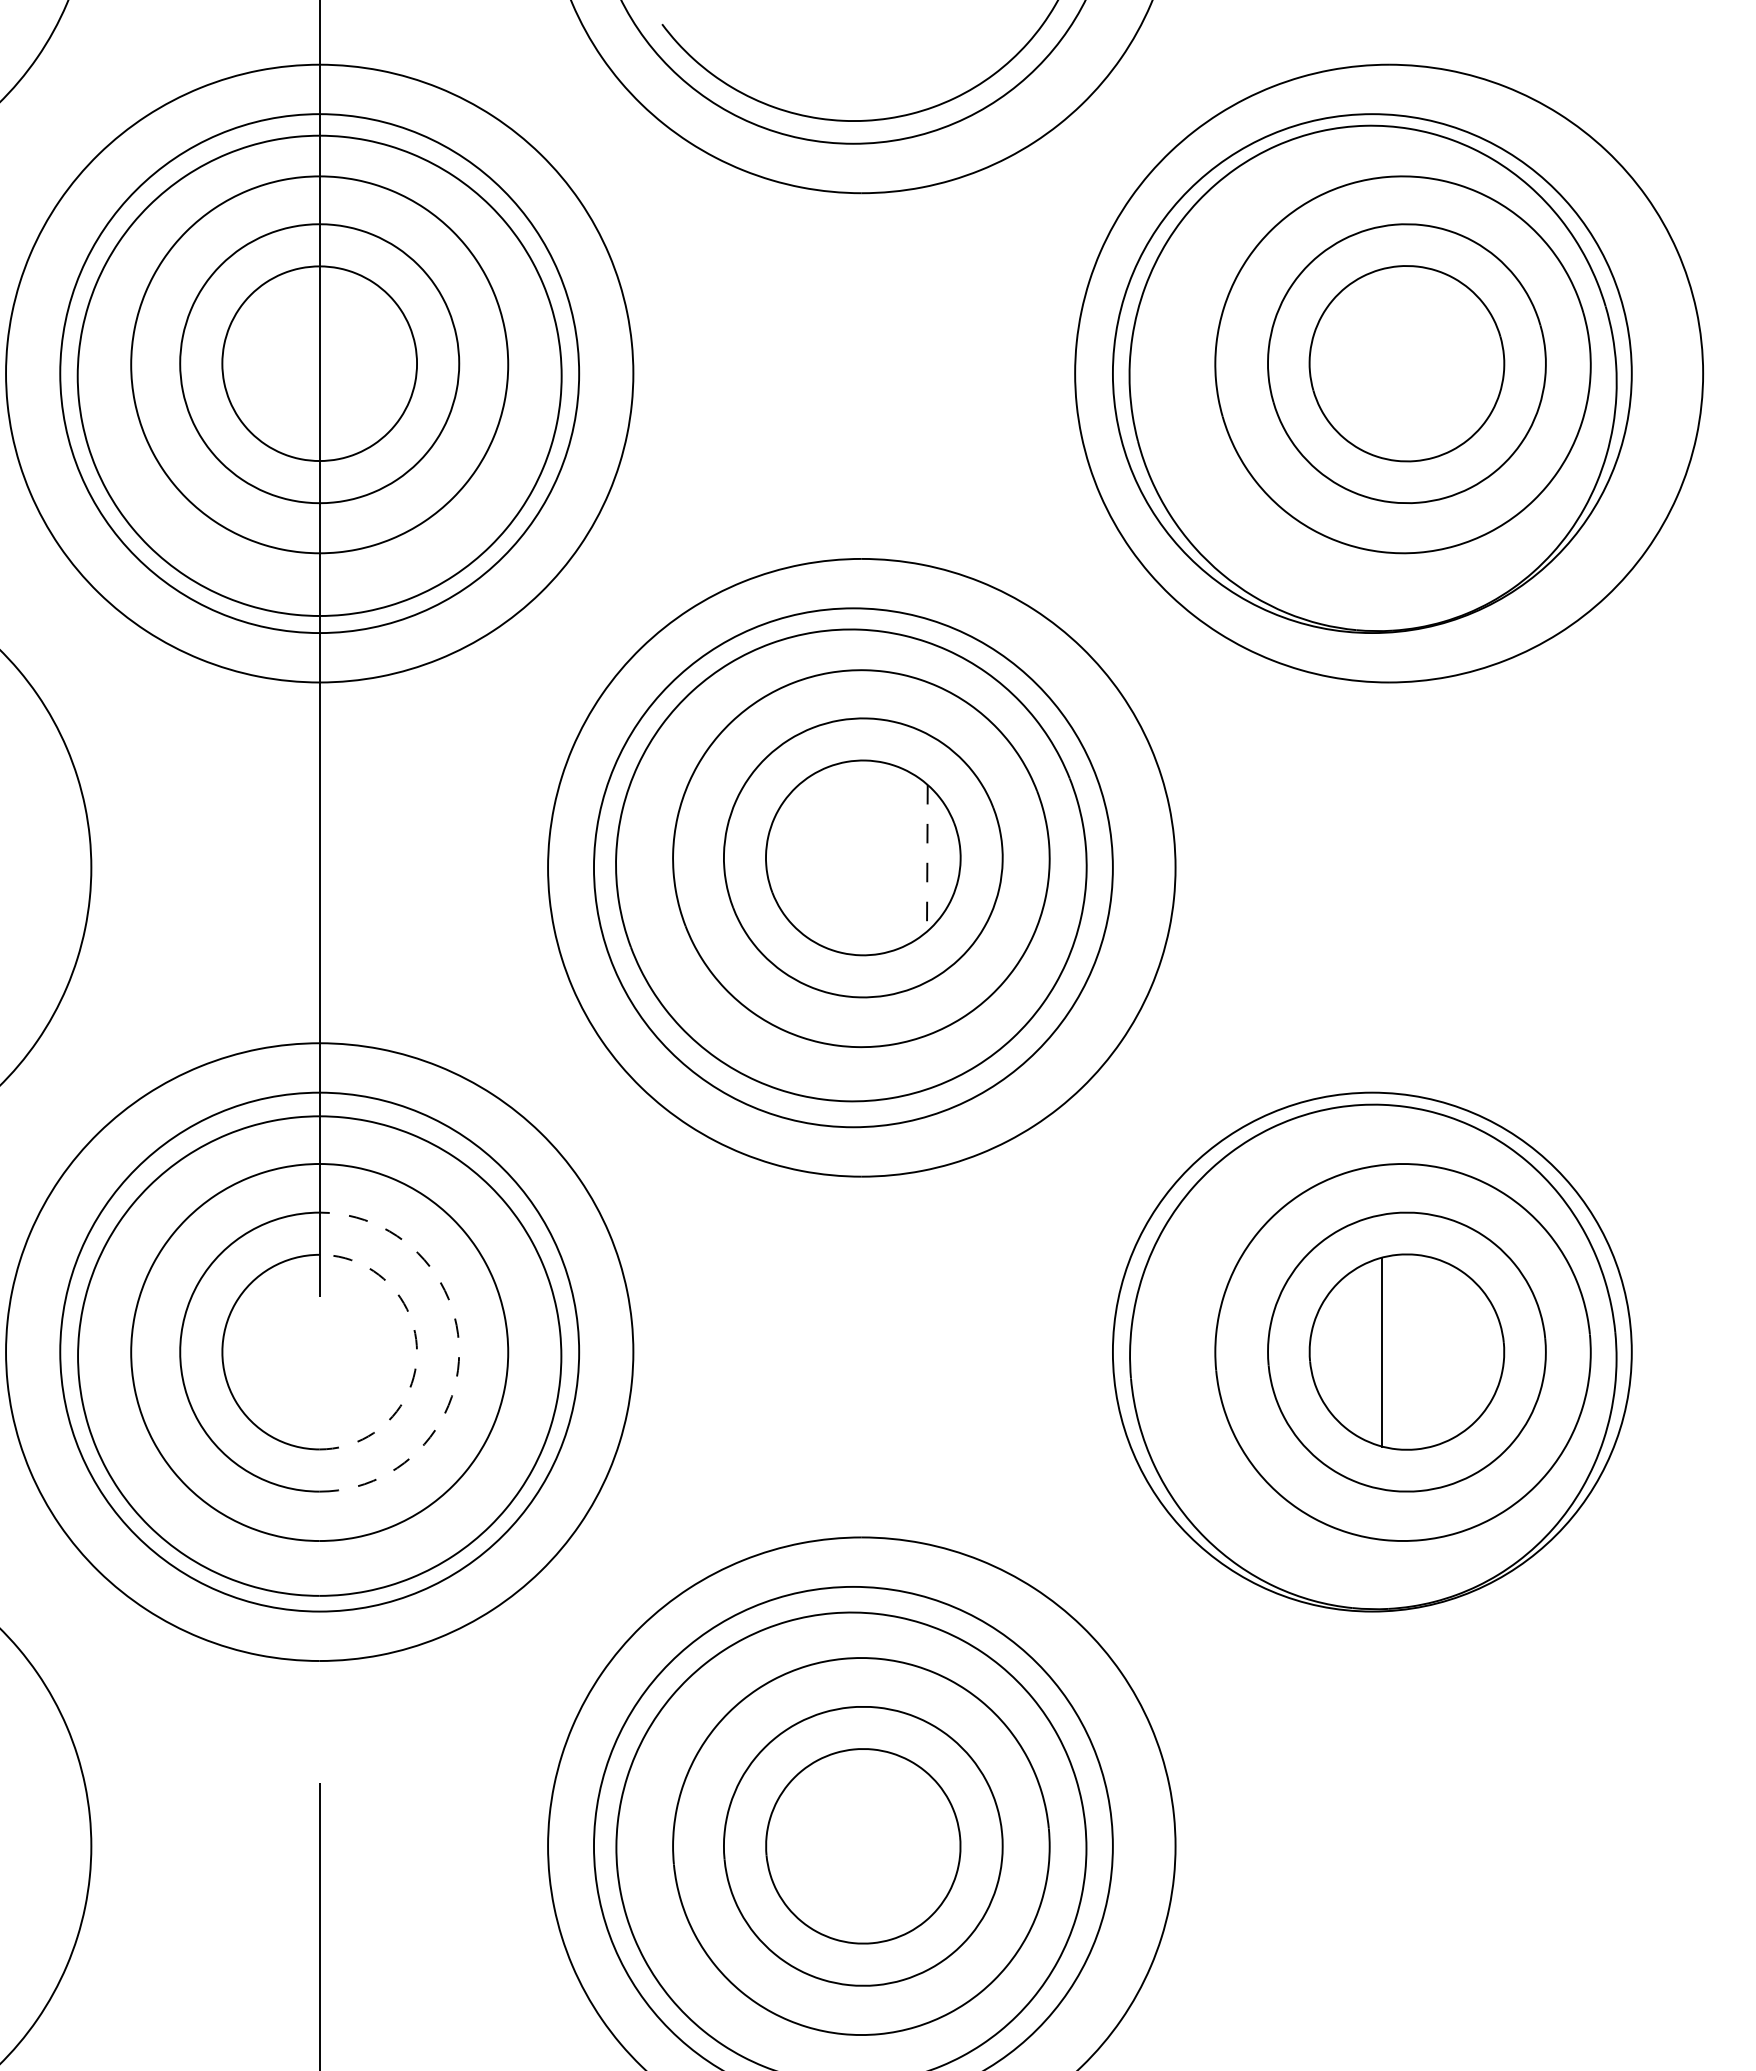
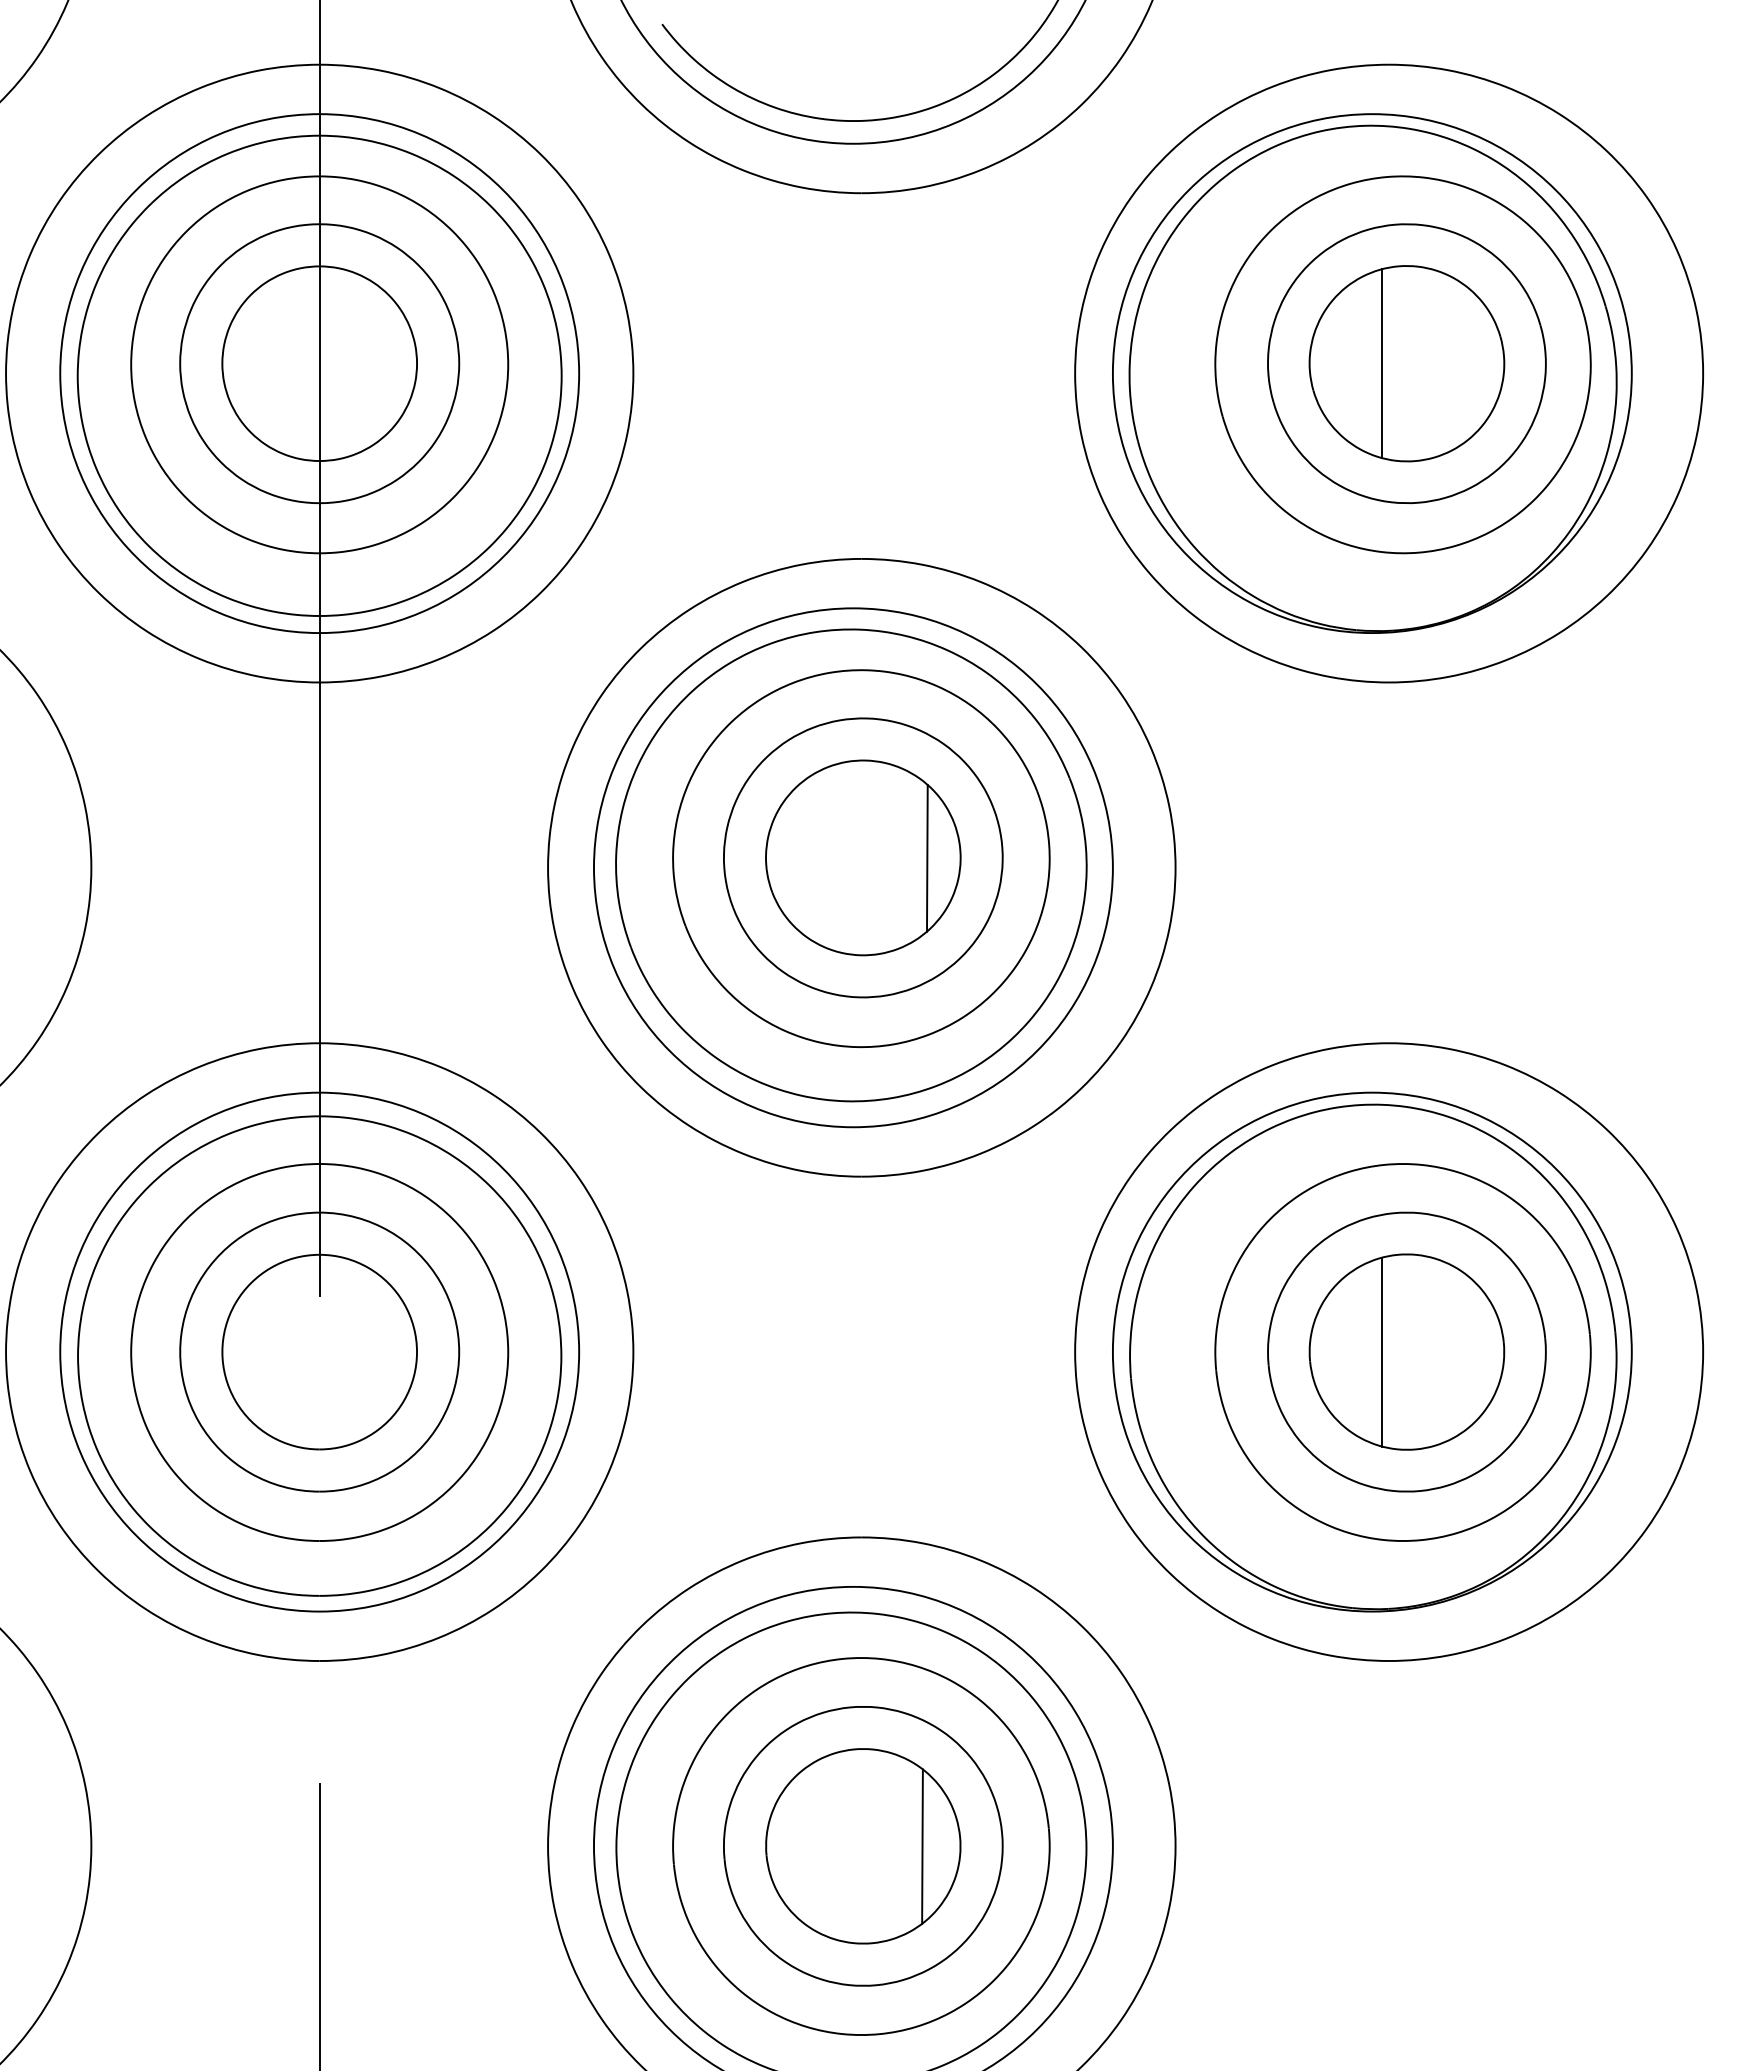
line: none -> present (1382, 363)
line: dashed -> solid (927, 858)
part: none -> present (1389, 1351)
arc: dashed -> solid (417, 1352)
arc: dashed -> solid (459, 1352)
line: none -> present (922, 1846)
